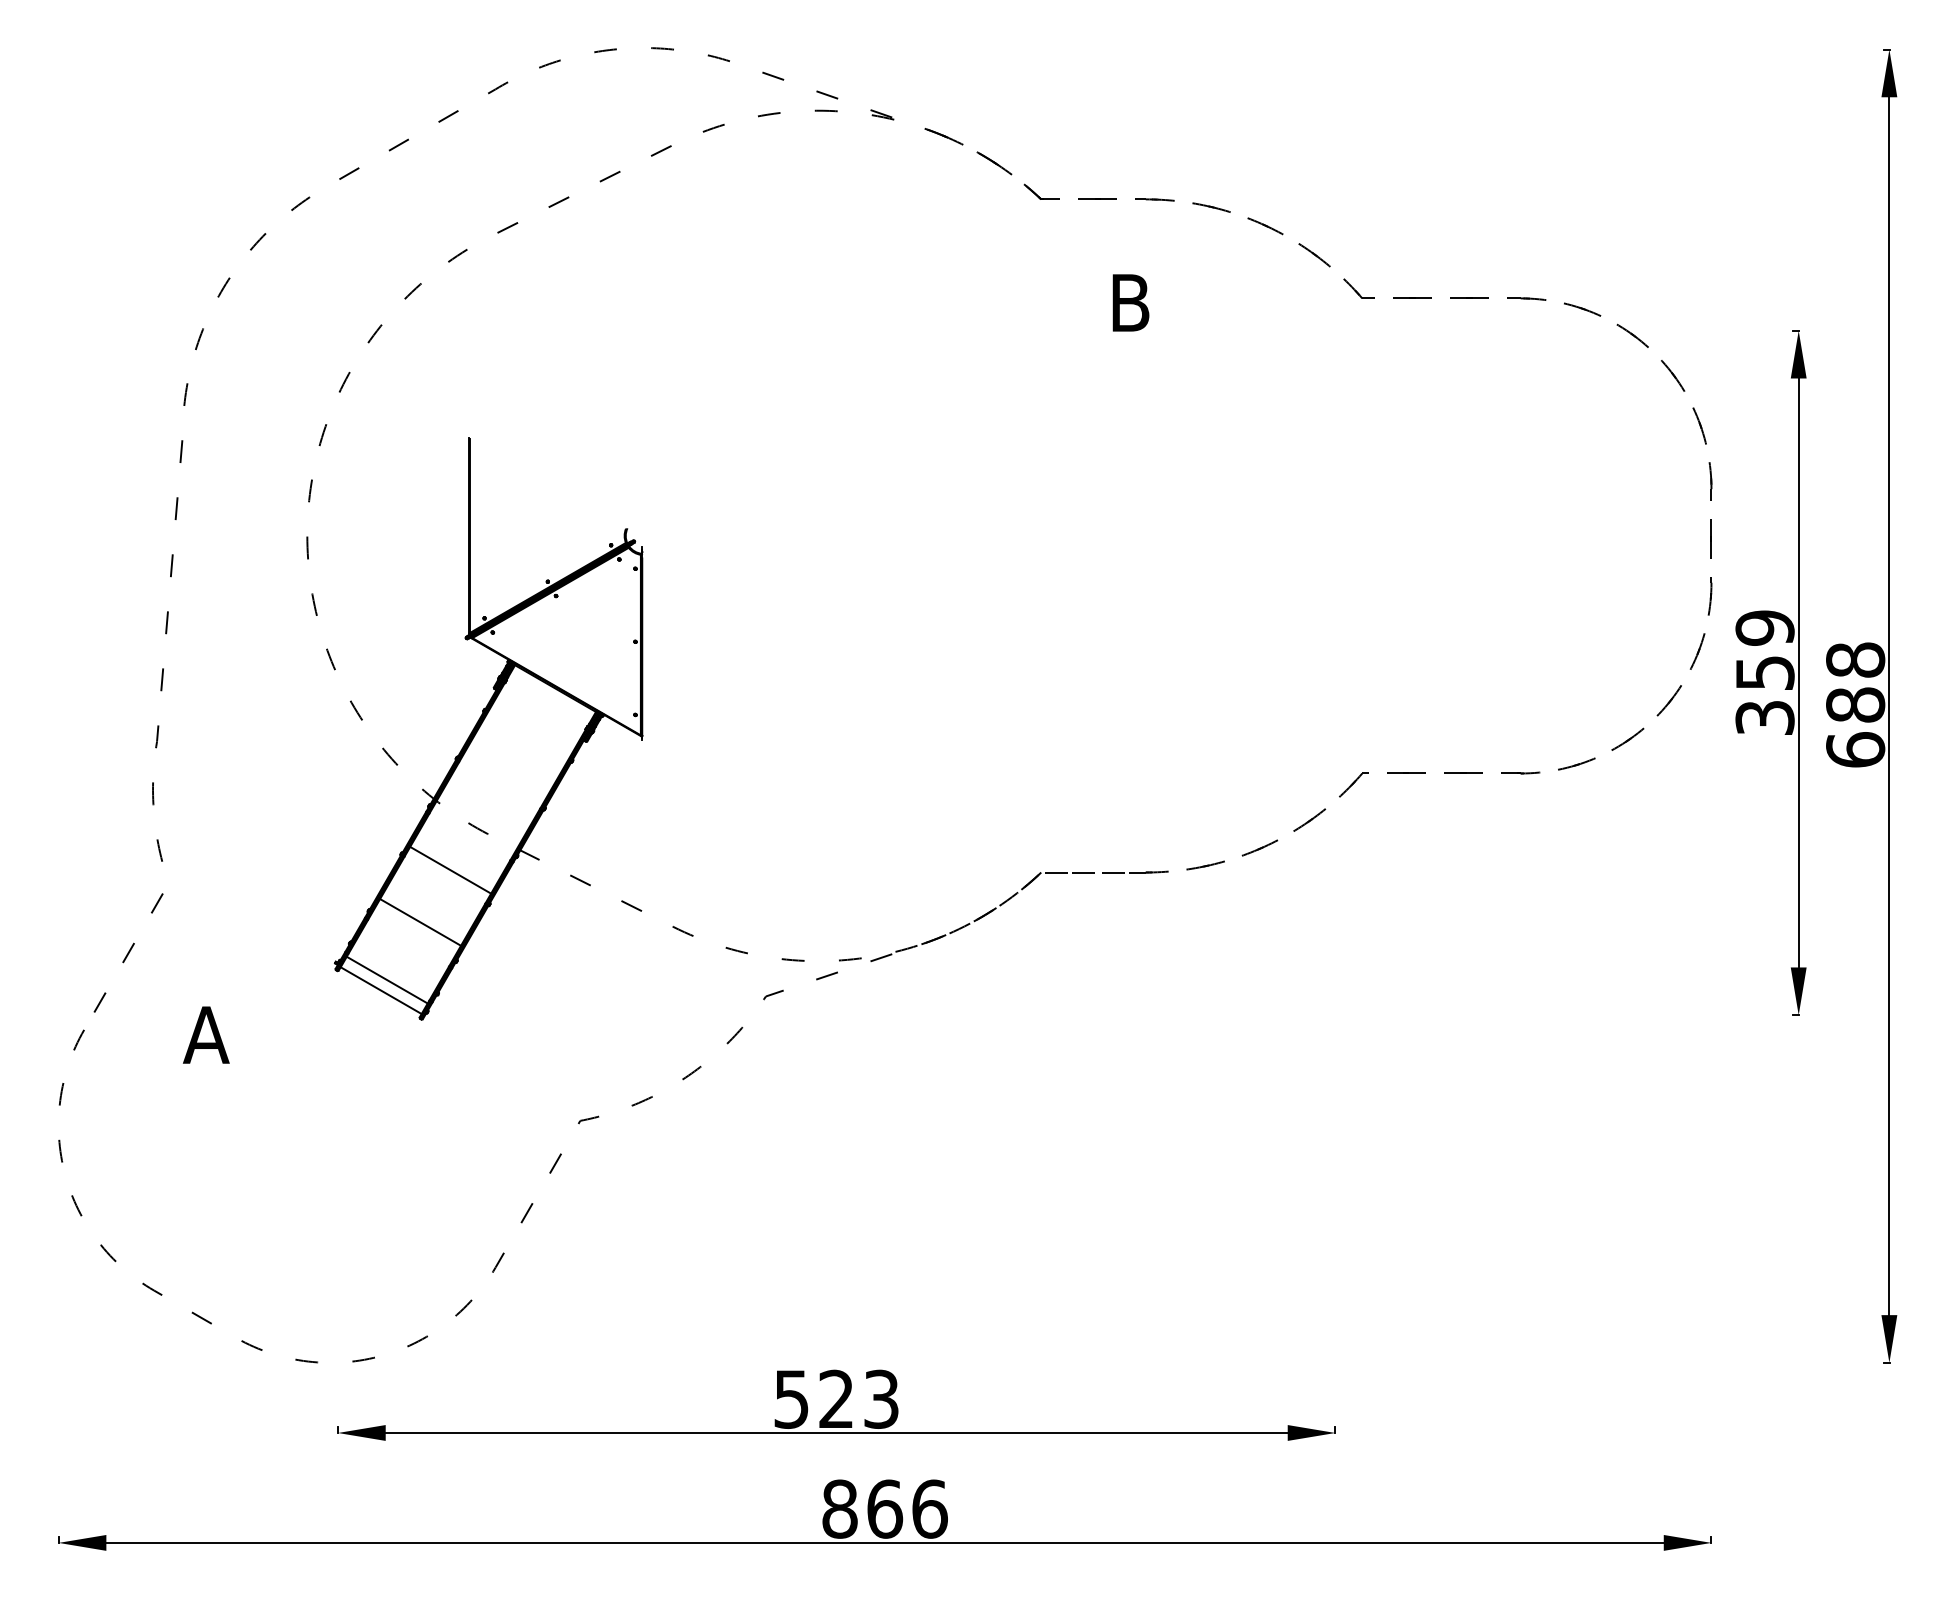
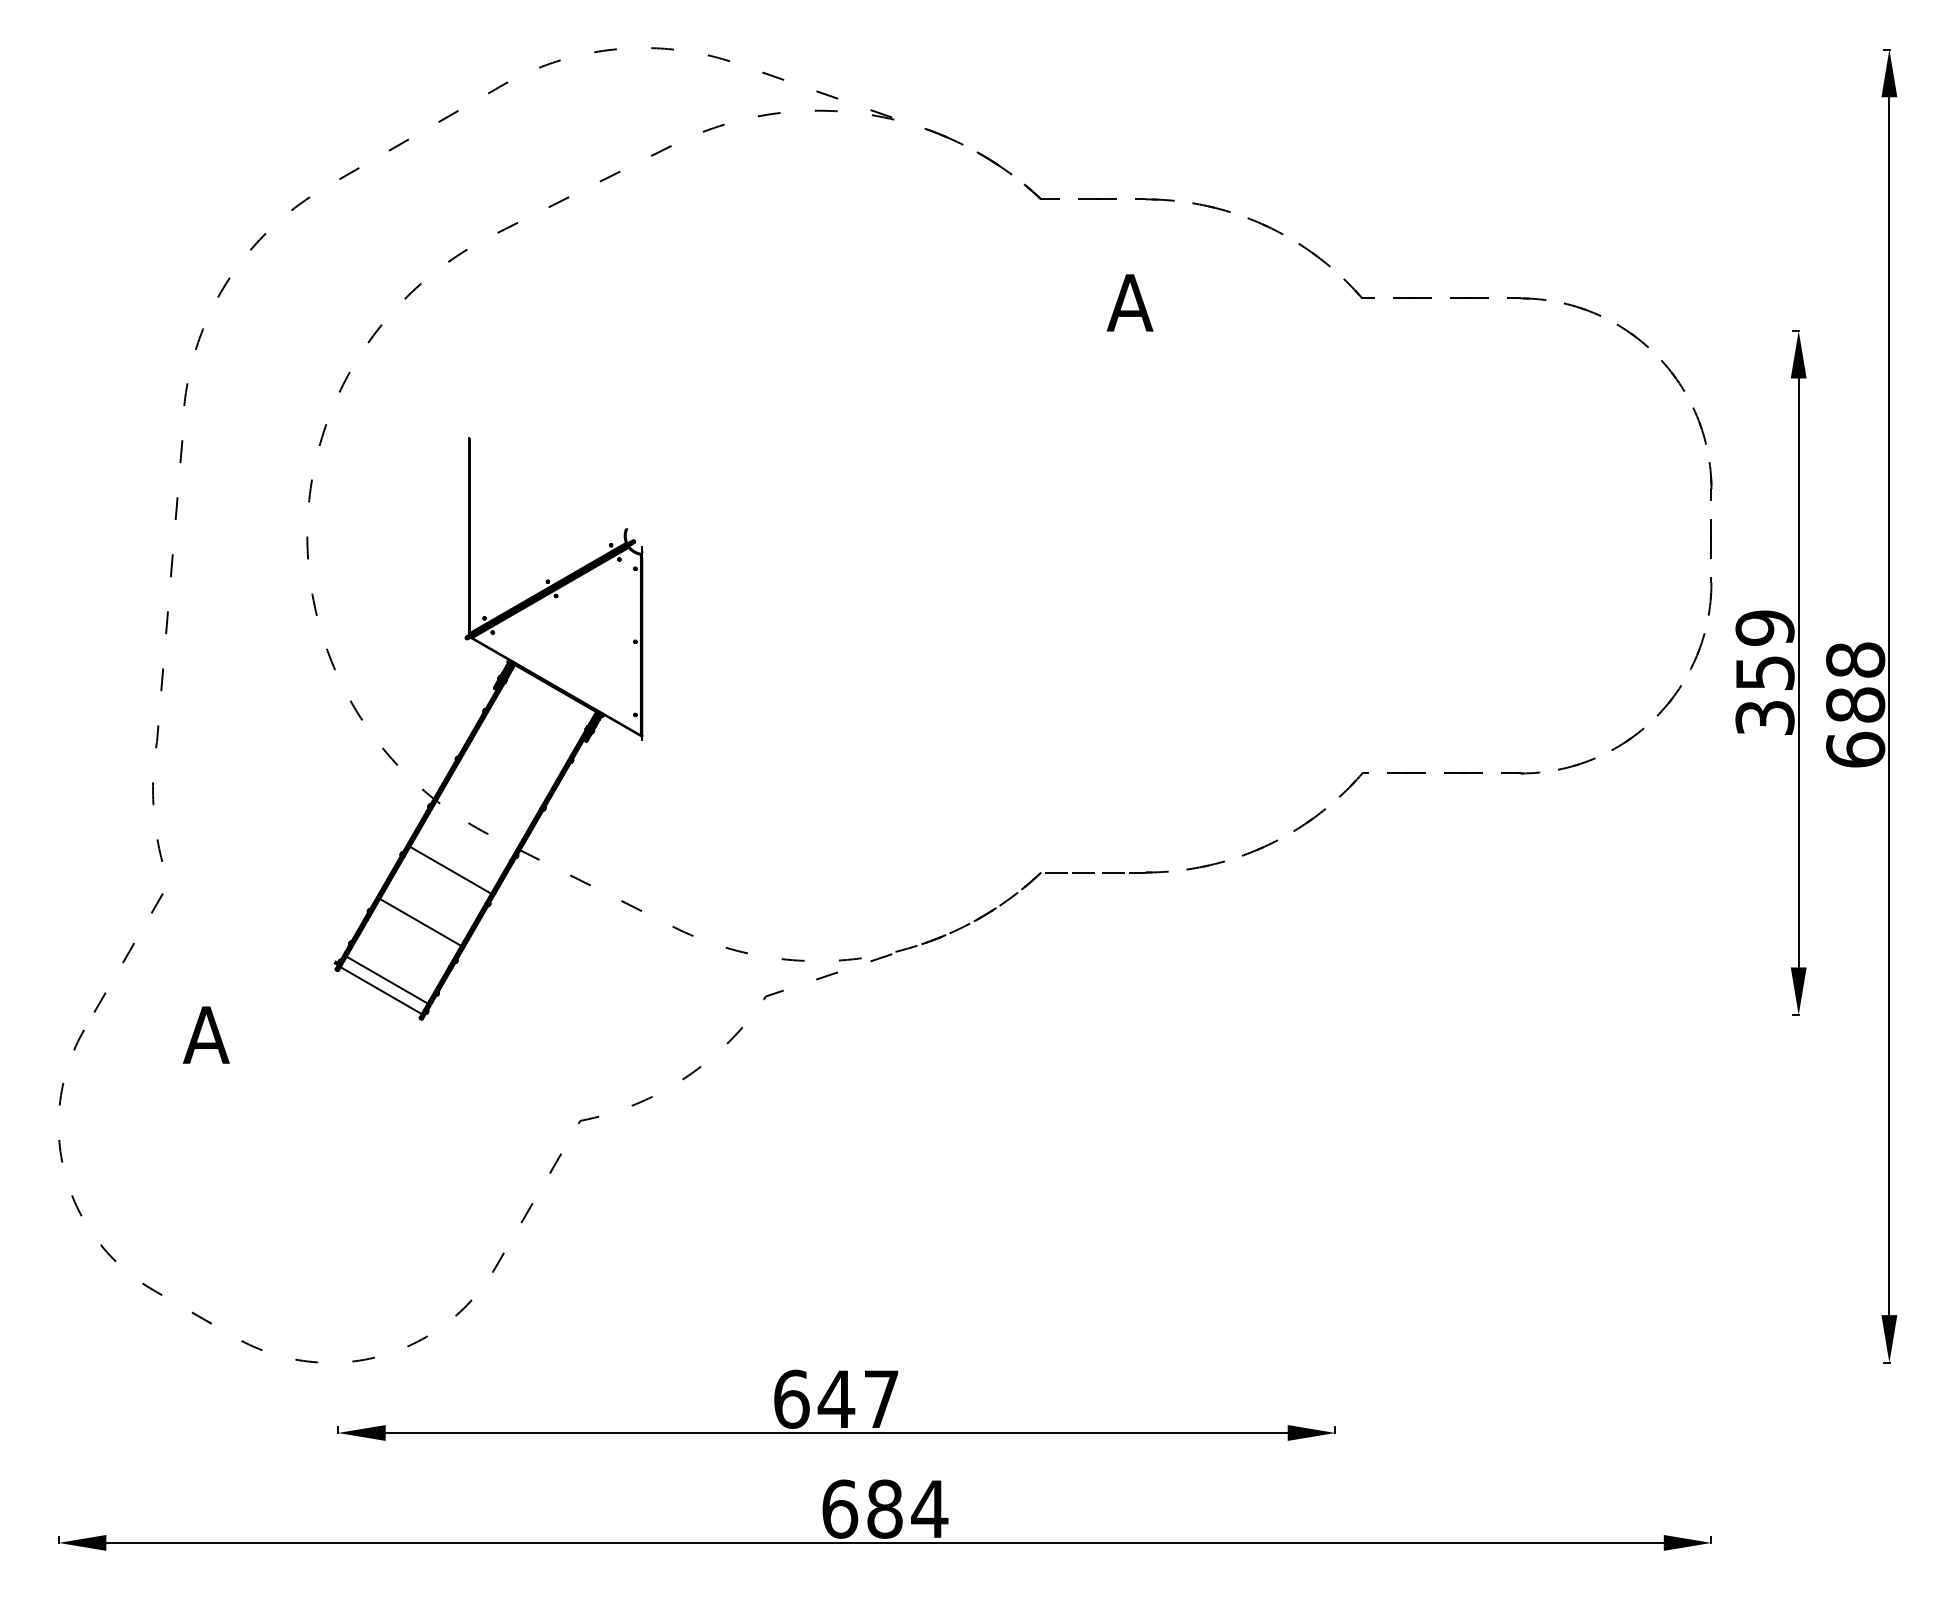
text: B -> A (1129, 302)
text: 523 -> 647 (836, 1398)
text: 866 -> 684 (885, 1508)
